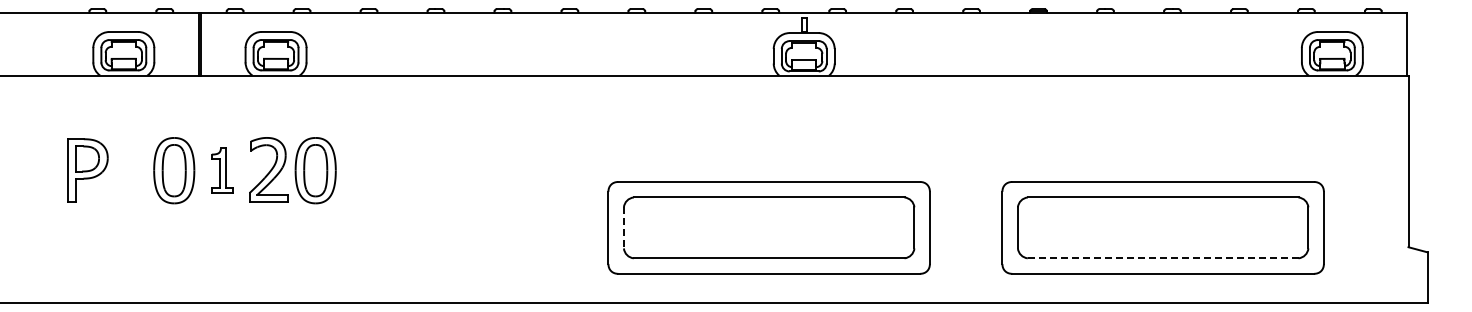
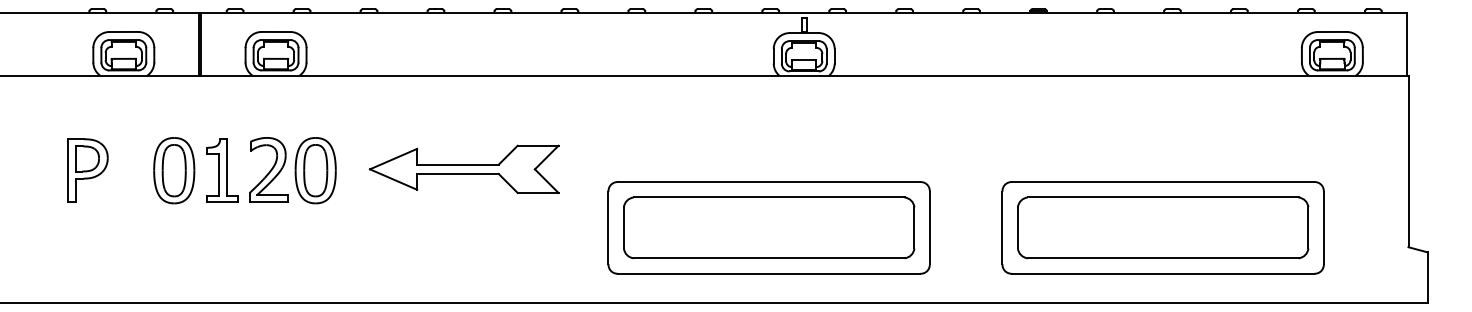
part: none -> present (463, 168)
part size: 23x47 px -> 33x65 px (222, 170)
line: dashed -> solid (623, 227)
line: dashed -> solid (1163, 258)
